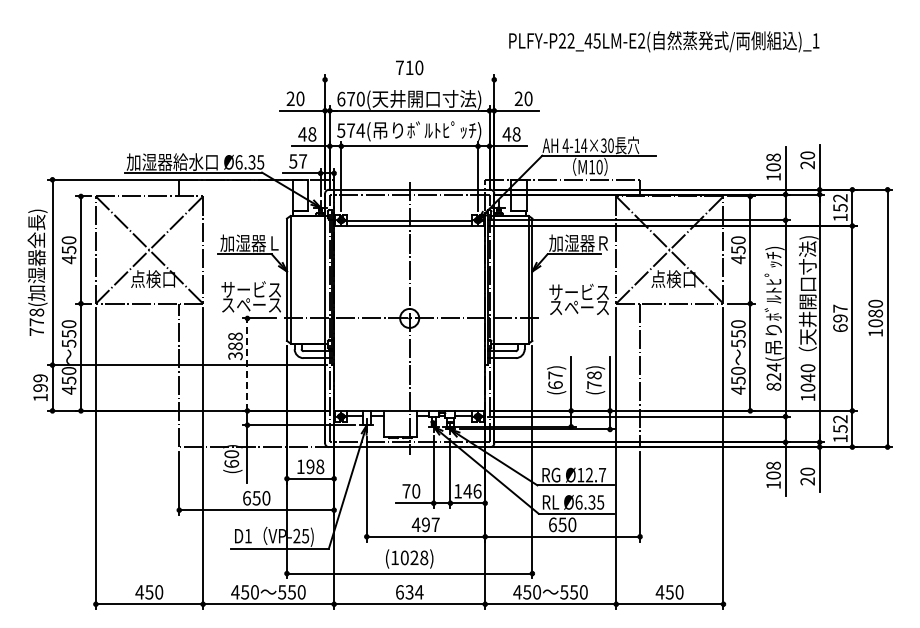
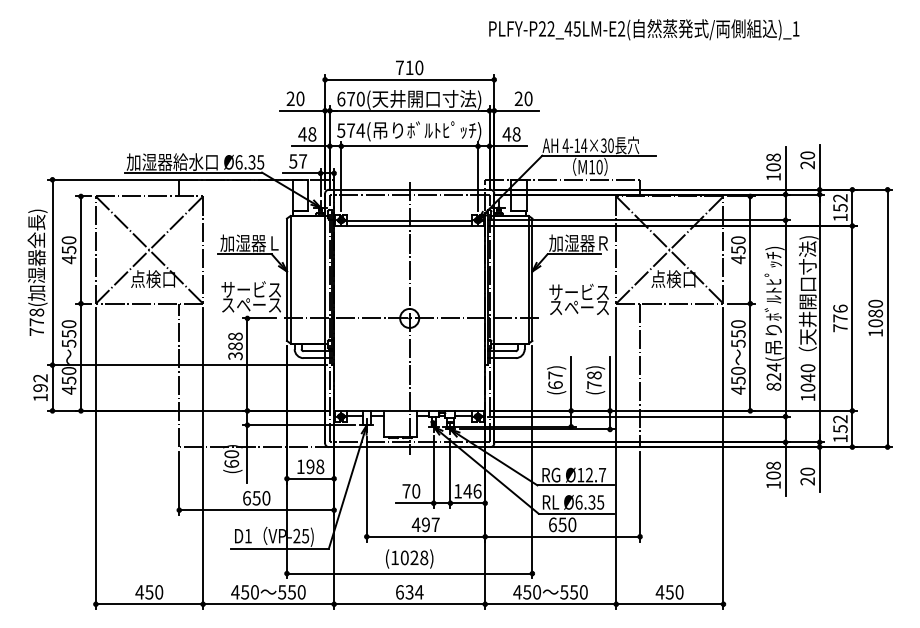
text position: (664, 41) -> (644, 29) (644, 29)
line: none -> present (409, 79)
text: 697 -> 776 (840, 318)
line: dashed -> solid (247, 364)
text: 199 -> 192 (40, 378)
